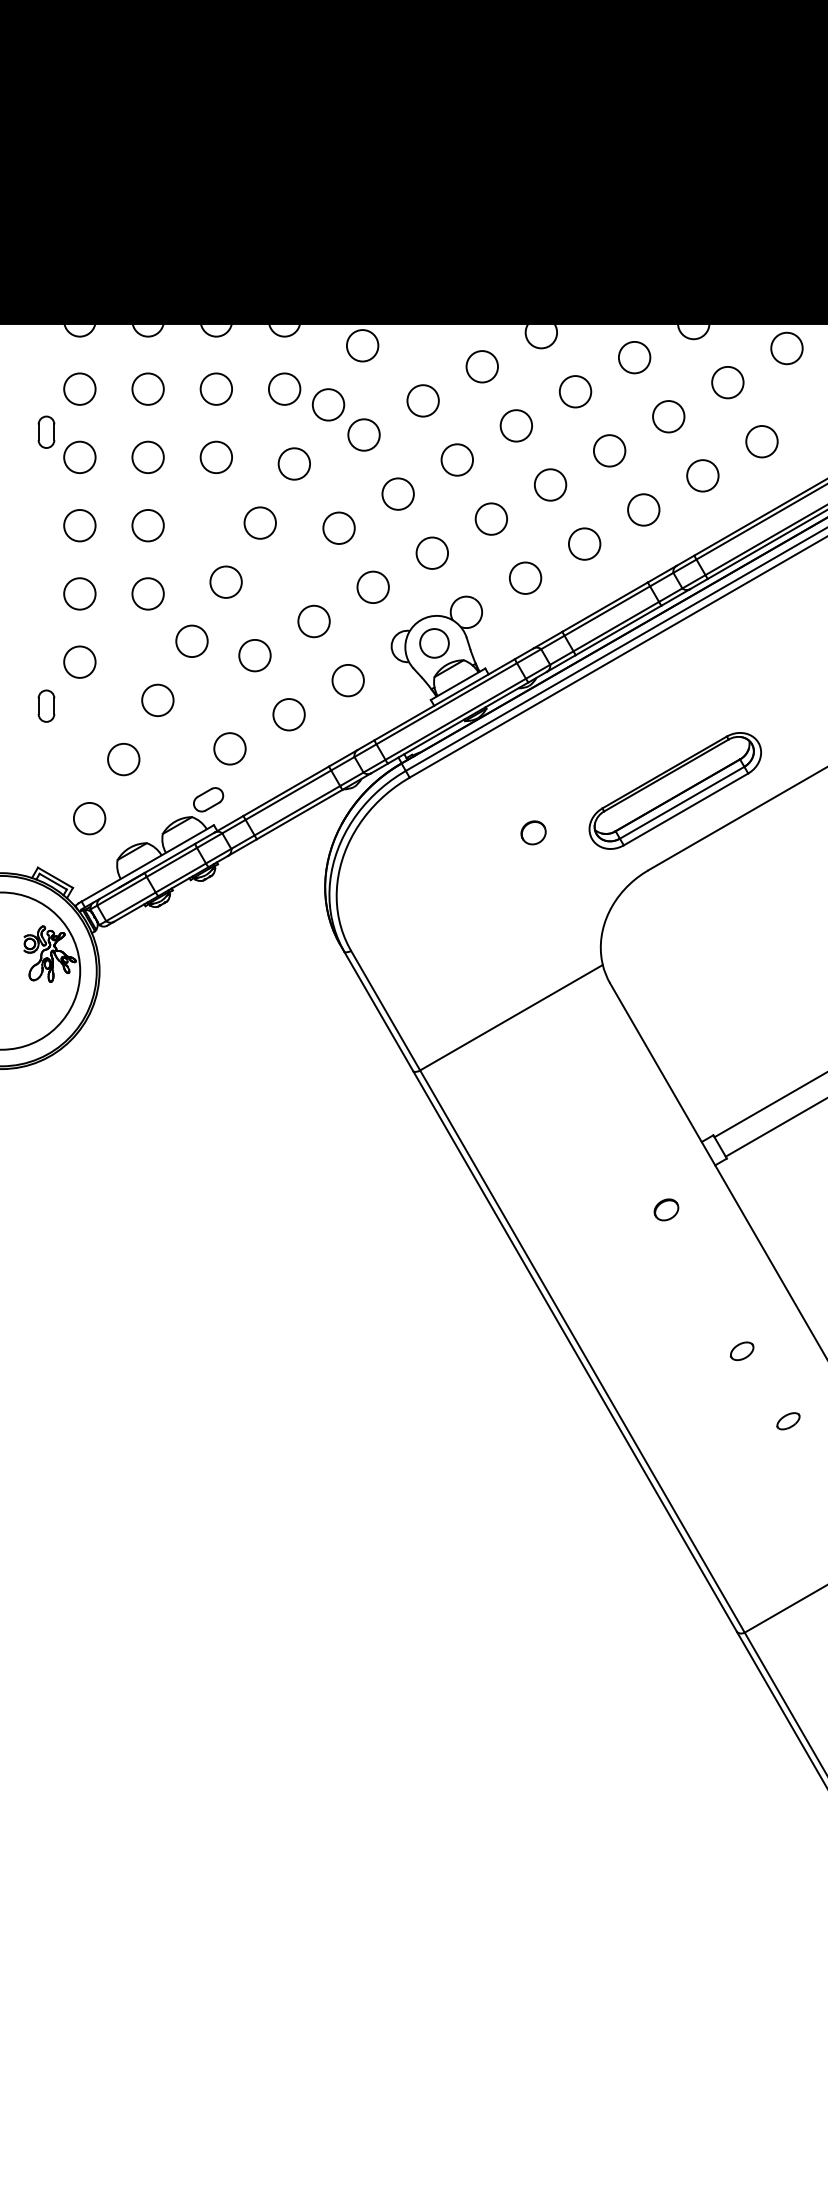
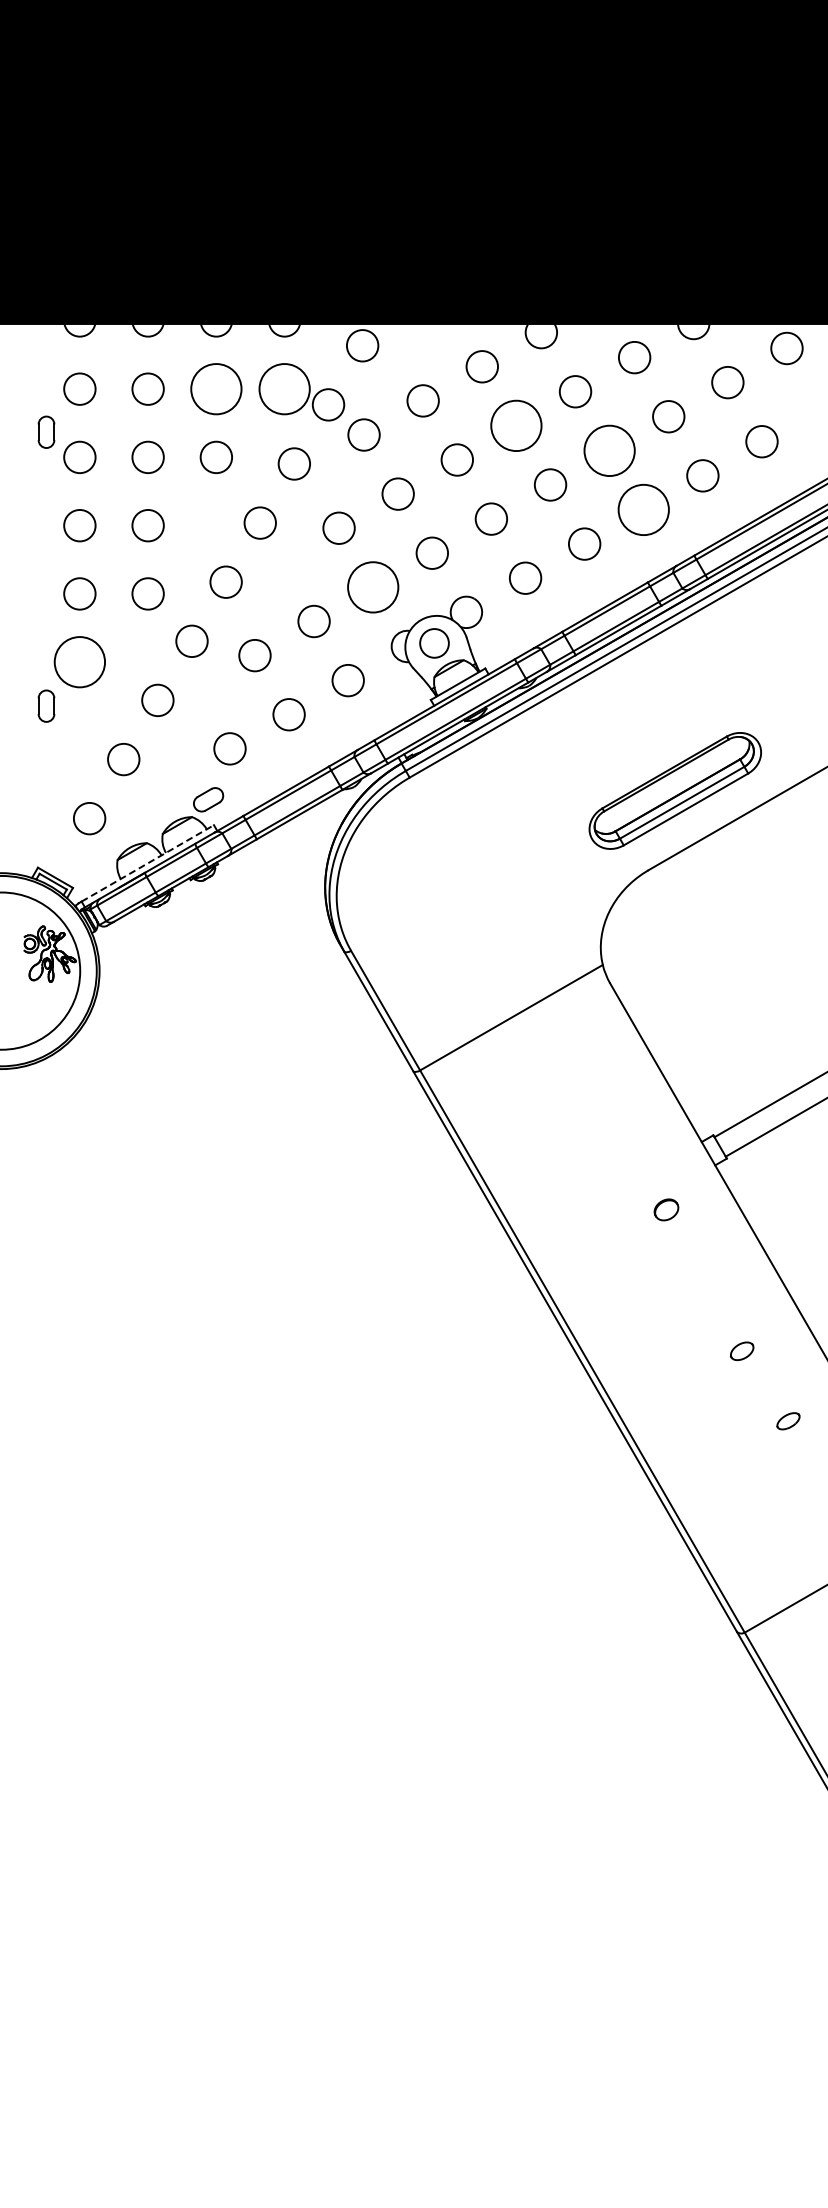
circle diameter: 31 px -> 50 px (216, 389)
circle diameter: 31 px -> 50 px (284, 389)
circle diameter: 31 px -> 50 px (516, 425)
circle diameter: 31 px -> 50 px (609, 450)
circle diameter: 31 px -> 50 px (643, 509)
circle diameter: 31 px -> 50 px (373, 587)
circle diameter: 31 px -> 50 px (79, 662)
part: present -> none (533, 832)
line: solid -> dashed (148, 863)
